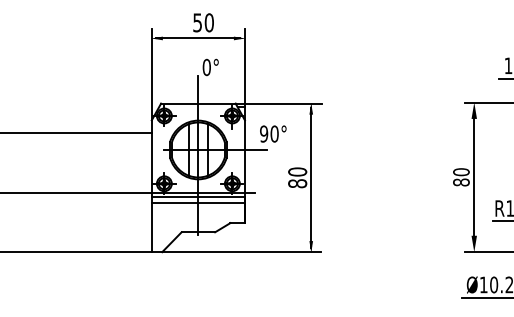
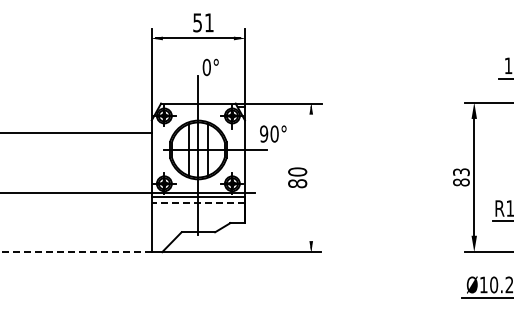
text: 50 -> 51 (208, 22)
text: 80 -> 83 (461, 172)
line: present -> none (311, 177)
line: solid -> dashed (198, 202)
line: solid -> dashed (75, 252)
